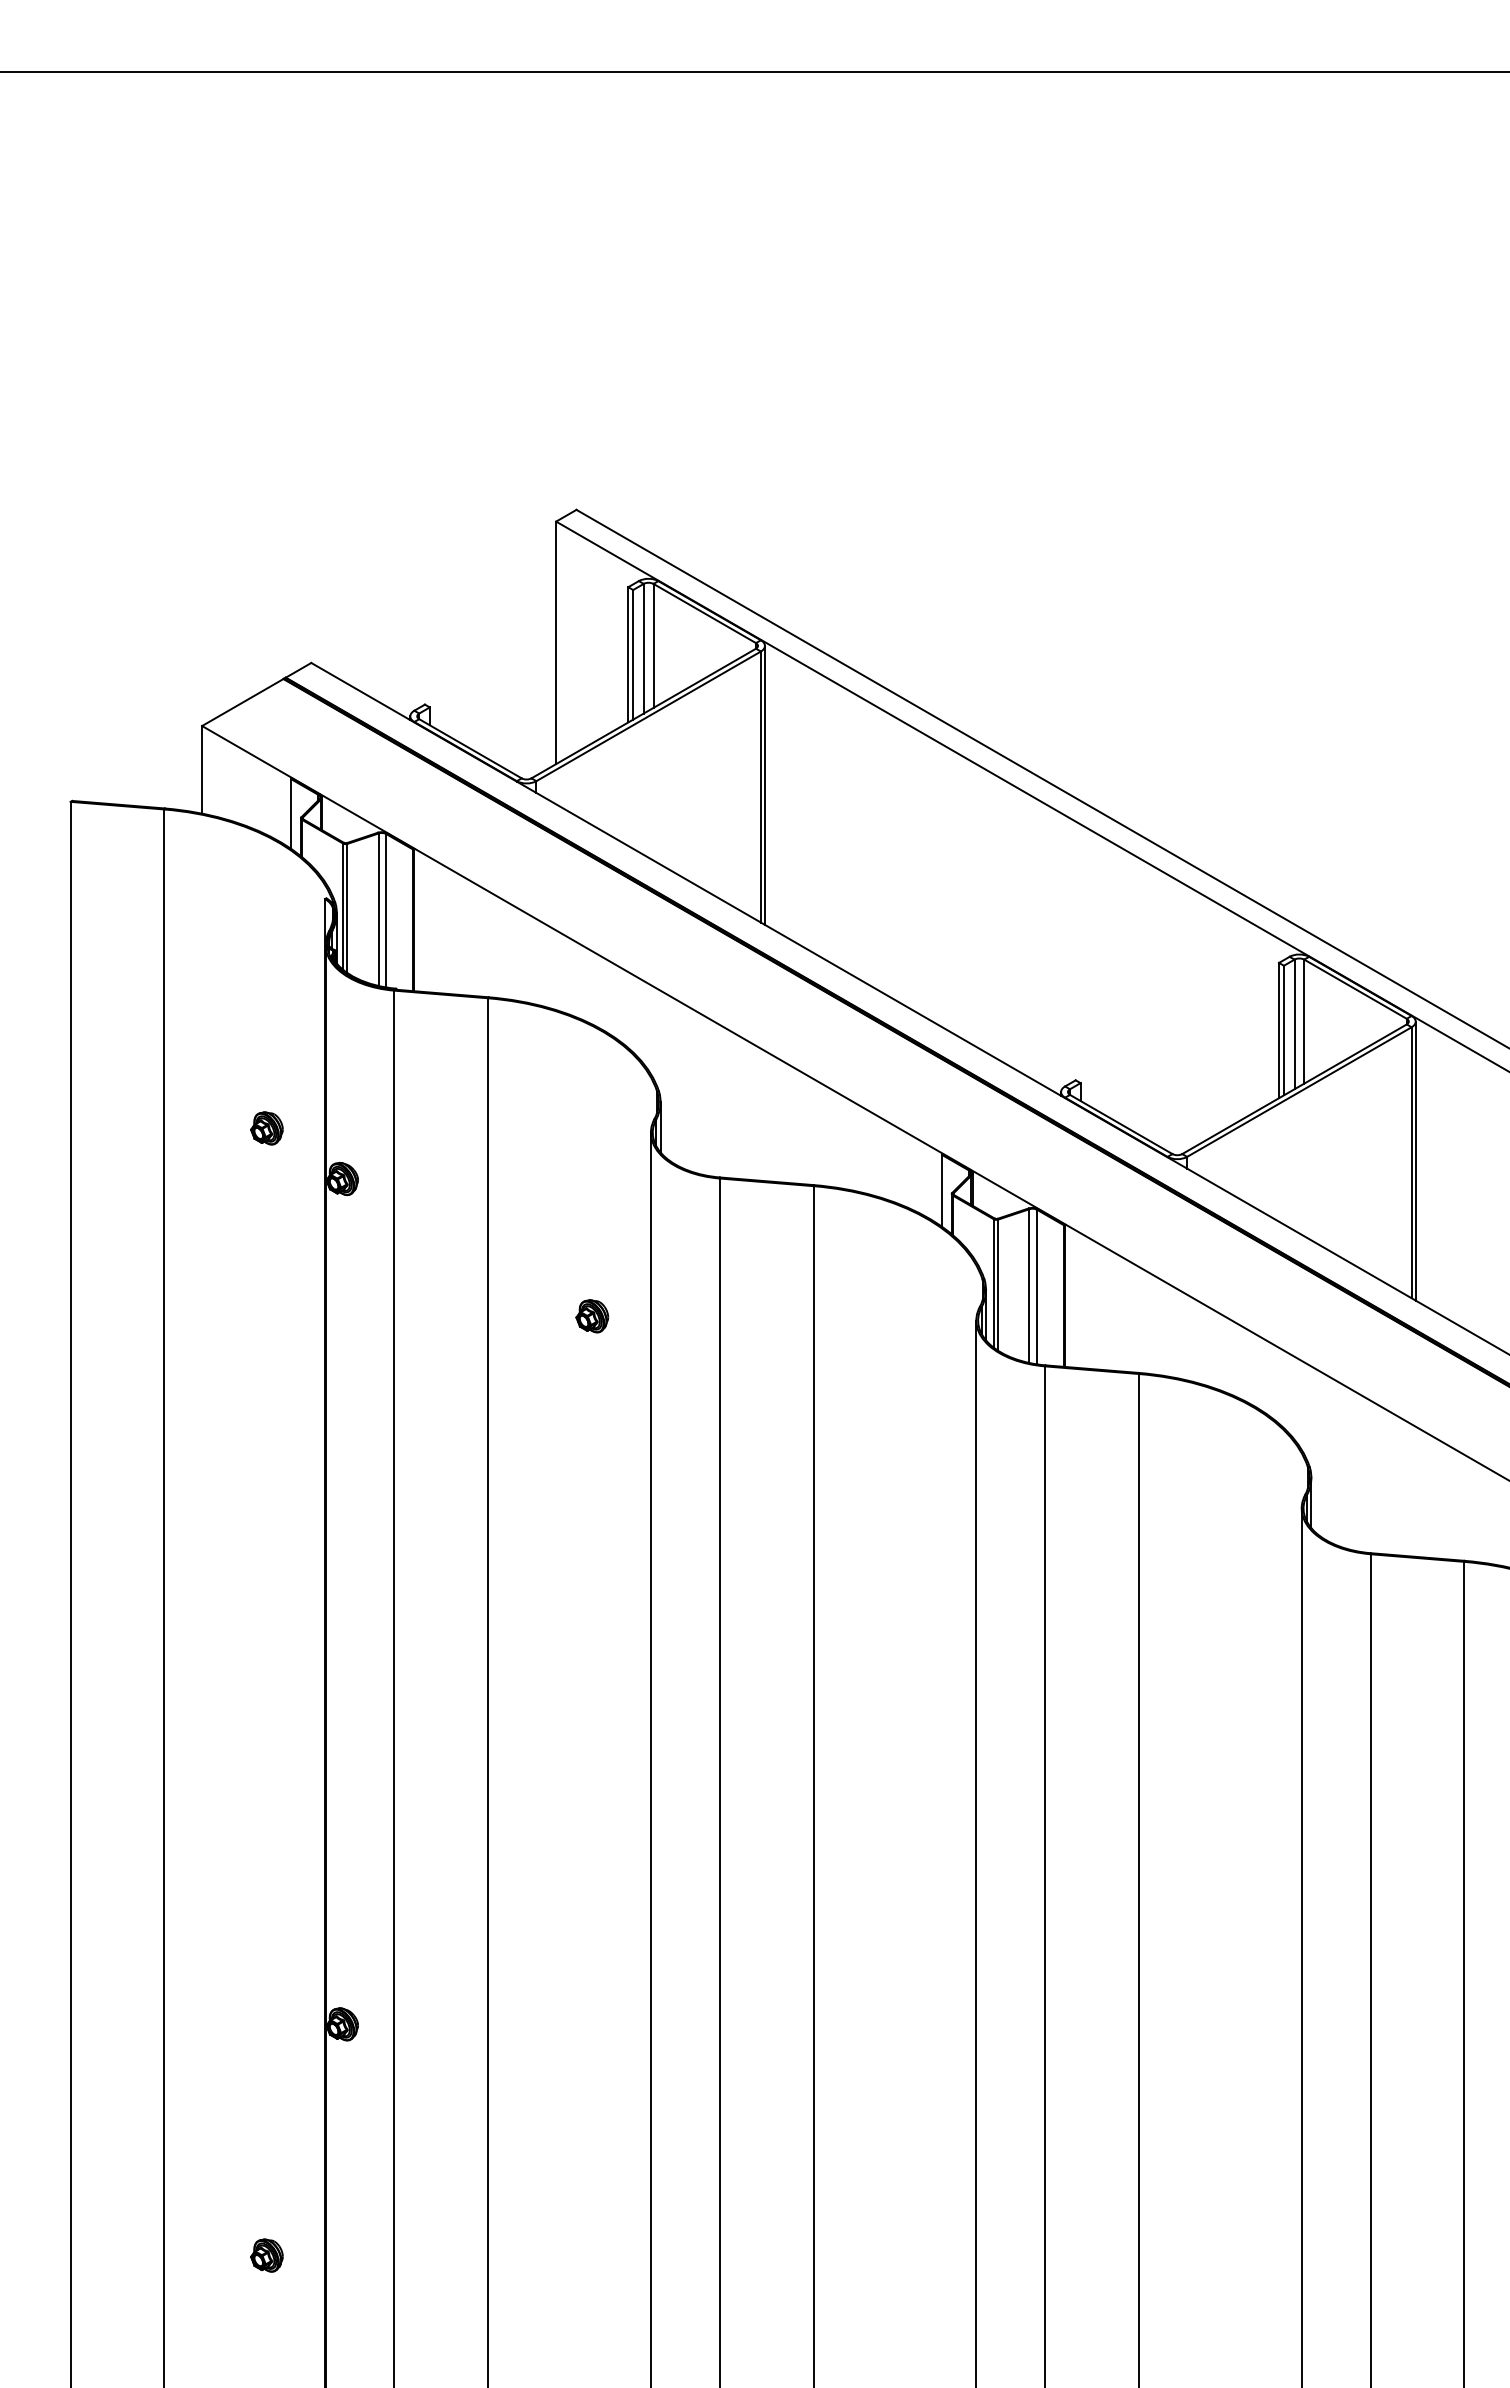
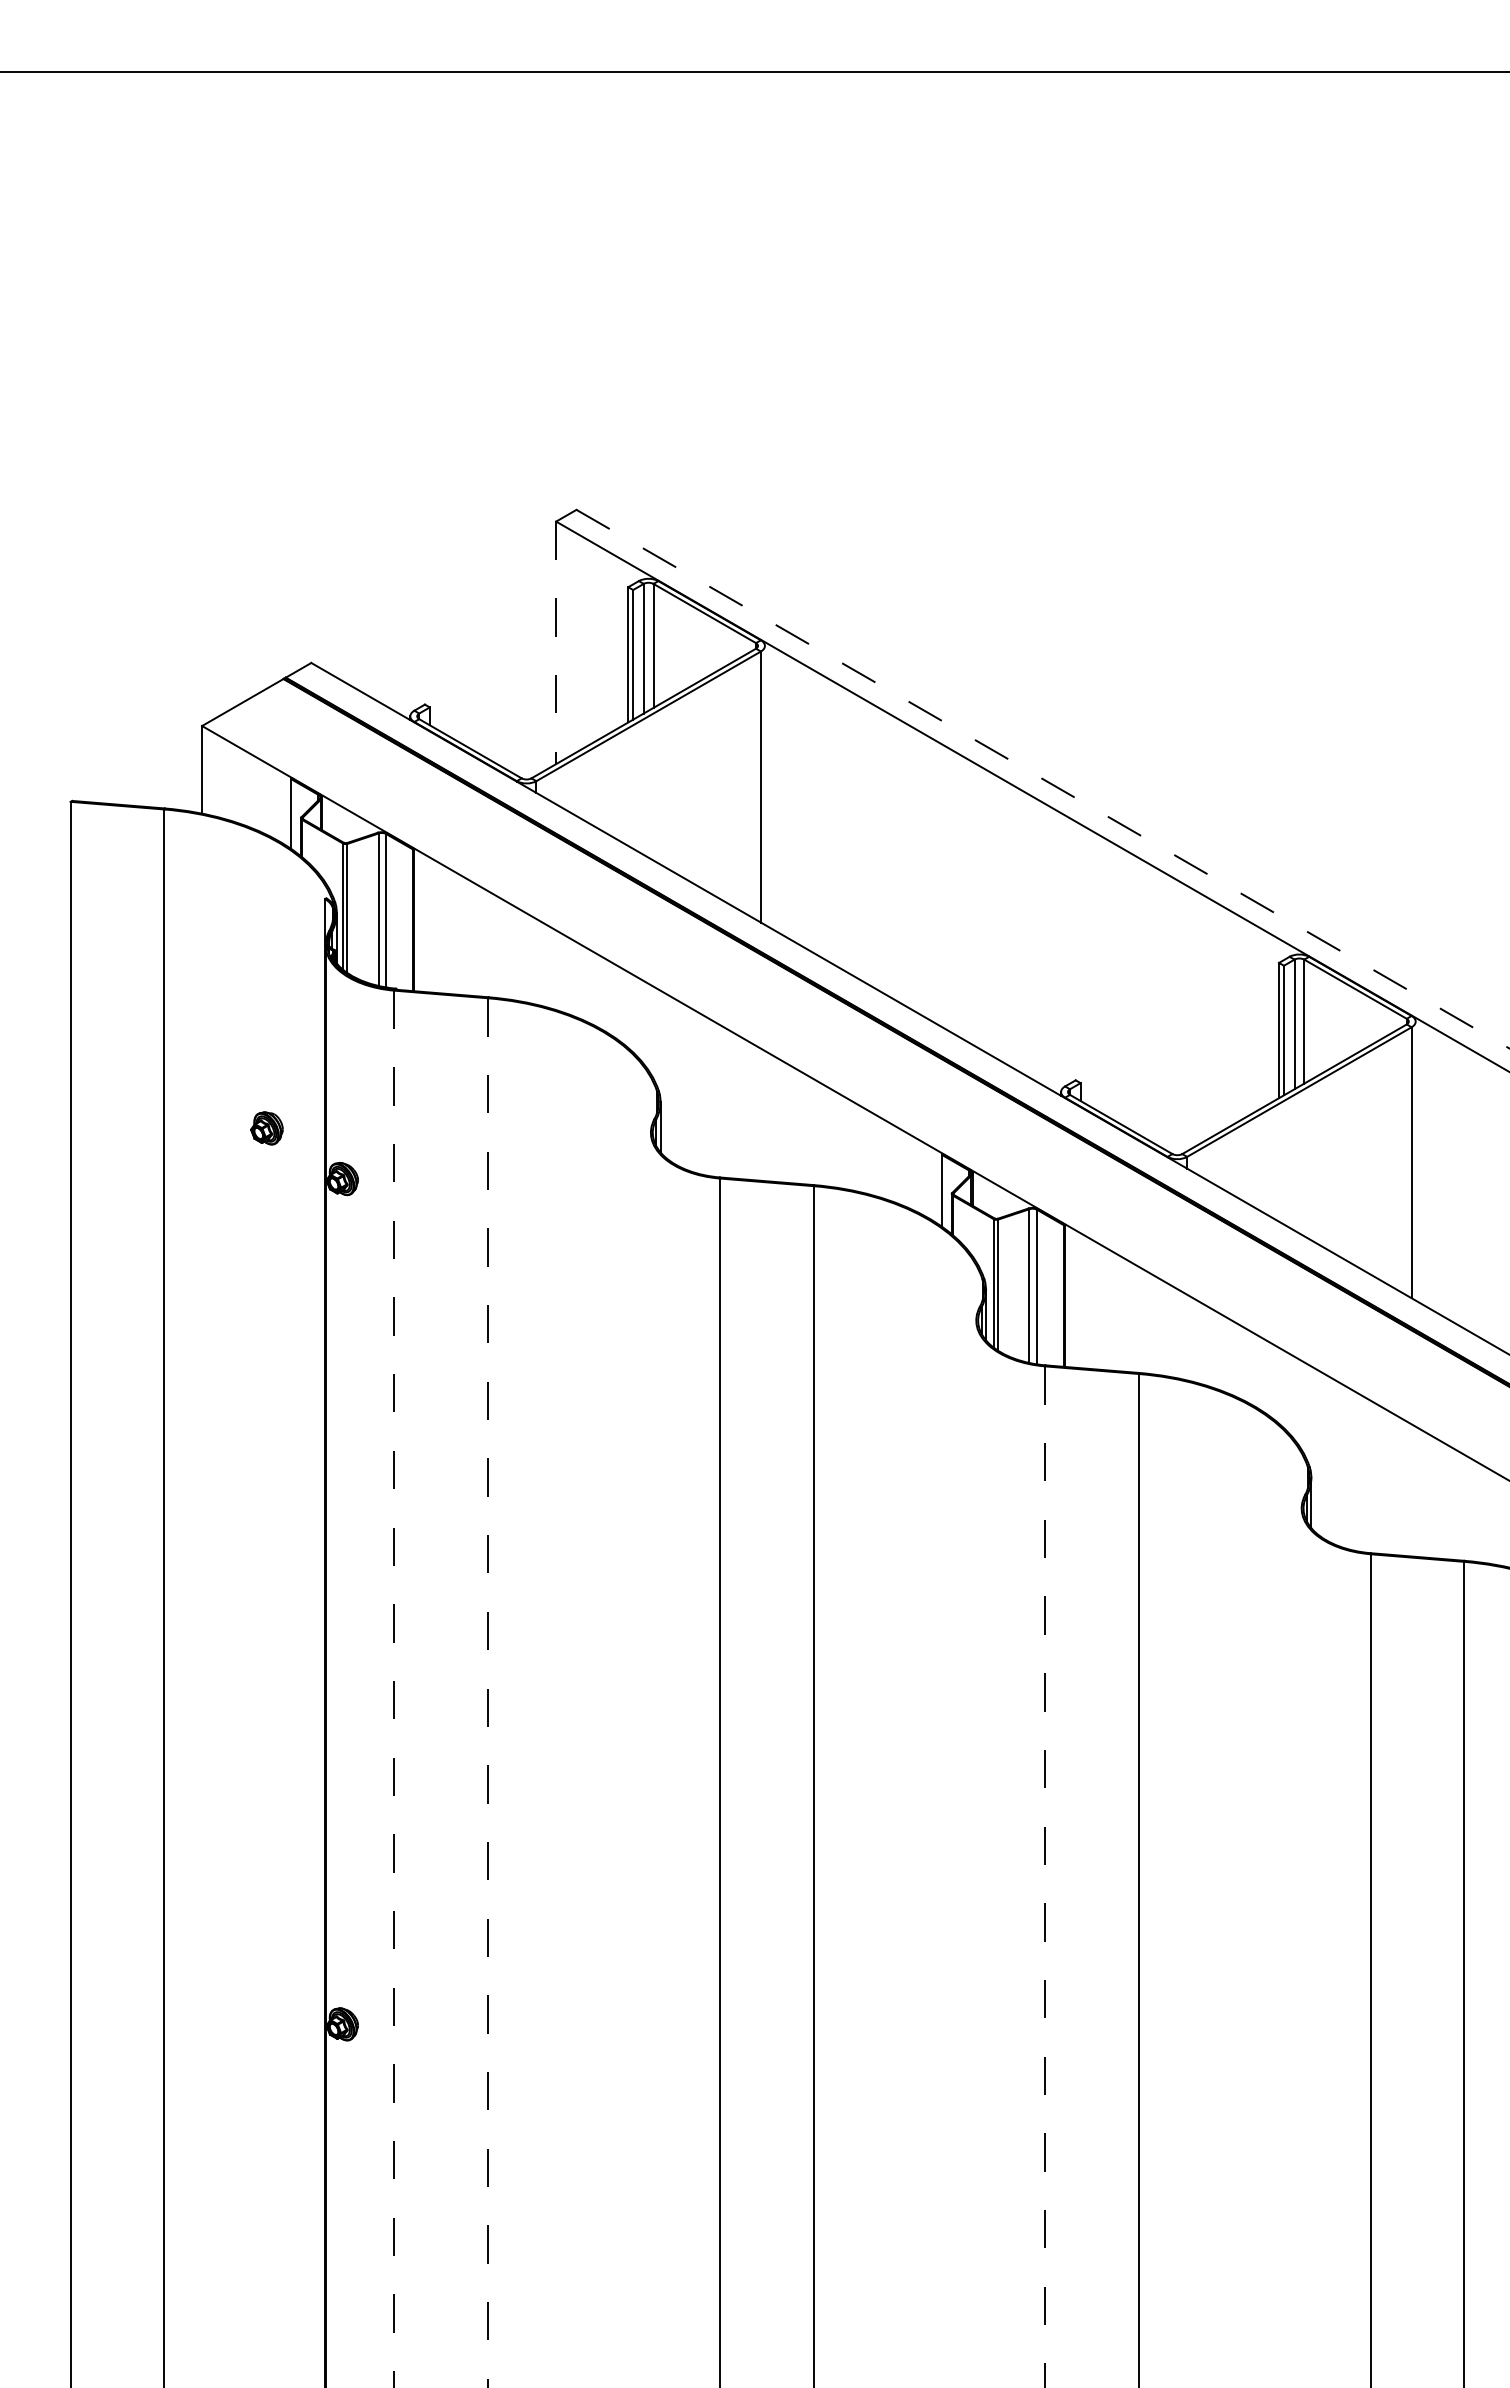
line: solid -> dashed (556, 643)
line: solid -> dashed (1043, 779)
line: present -> none (764, 784)
line: present -> none (1415, 1160)
part: present -> none (592, 1316)
line: solid -> dashed (394, 1689)
line: solid -> dashed (488, 1693)
line: present -> none (650, 1758)
line: present -> none (976, 1852)
line: solid -> dashed (1045, 1877)
line: present -> none (1301, 1946)
part: present -> none (266, 2255)
